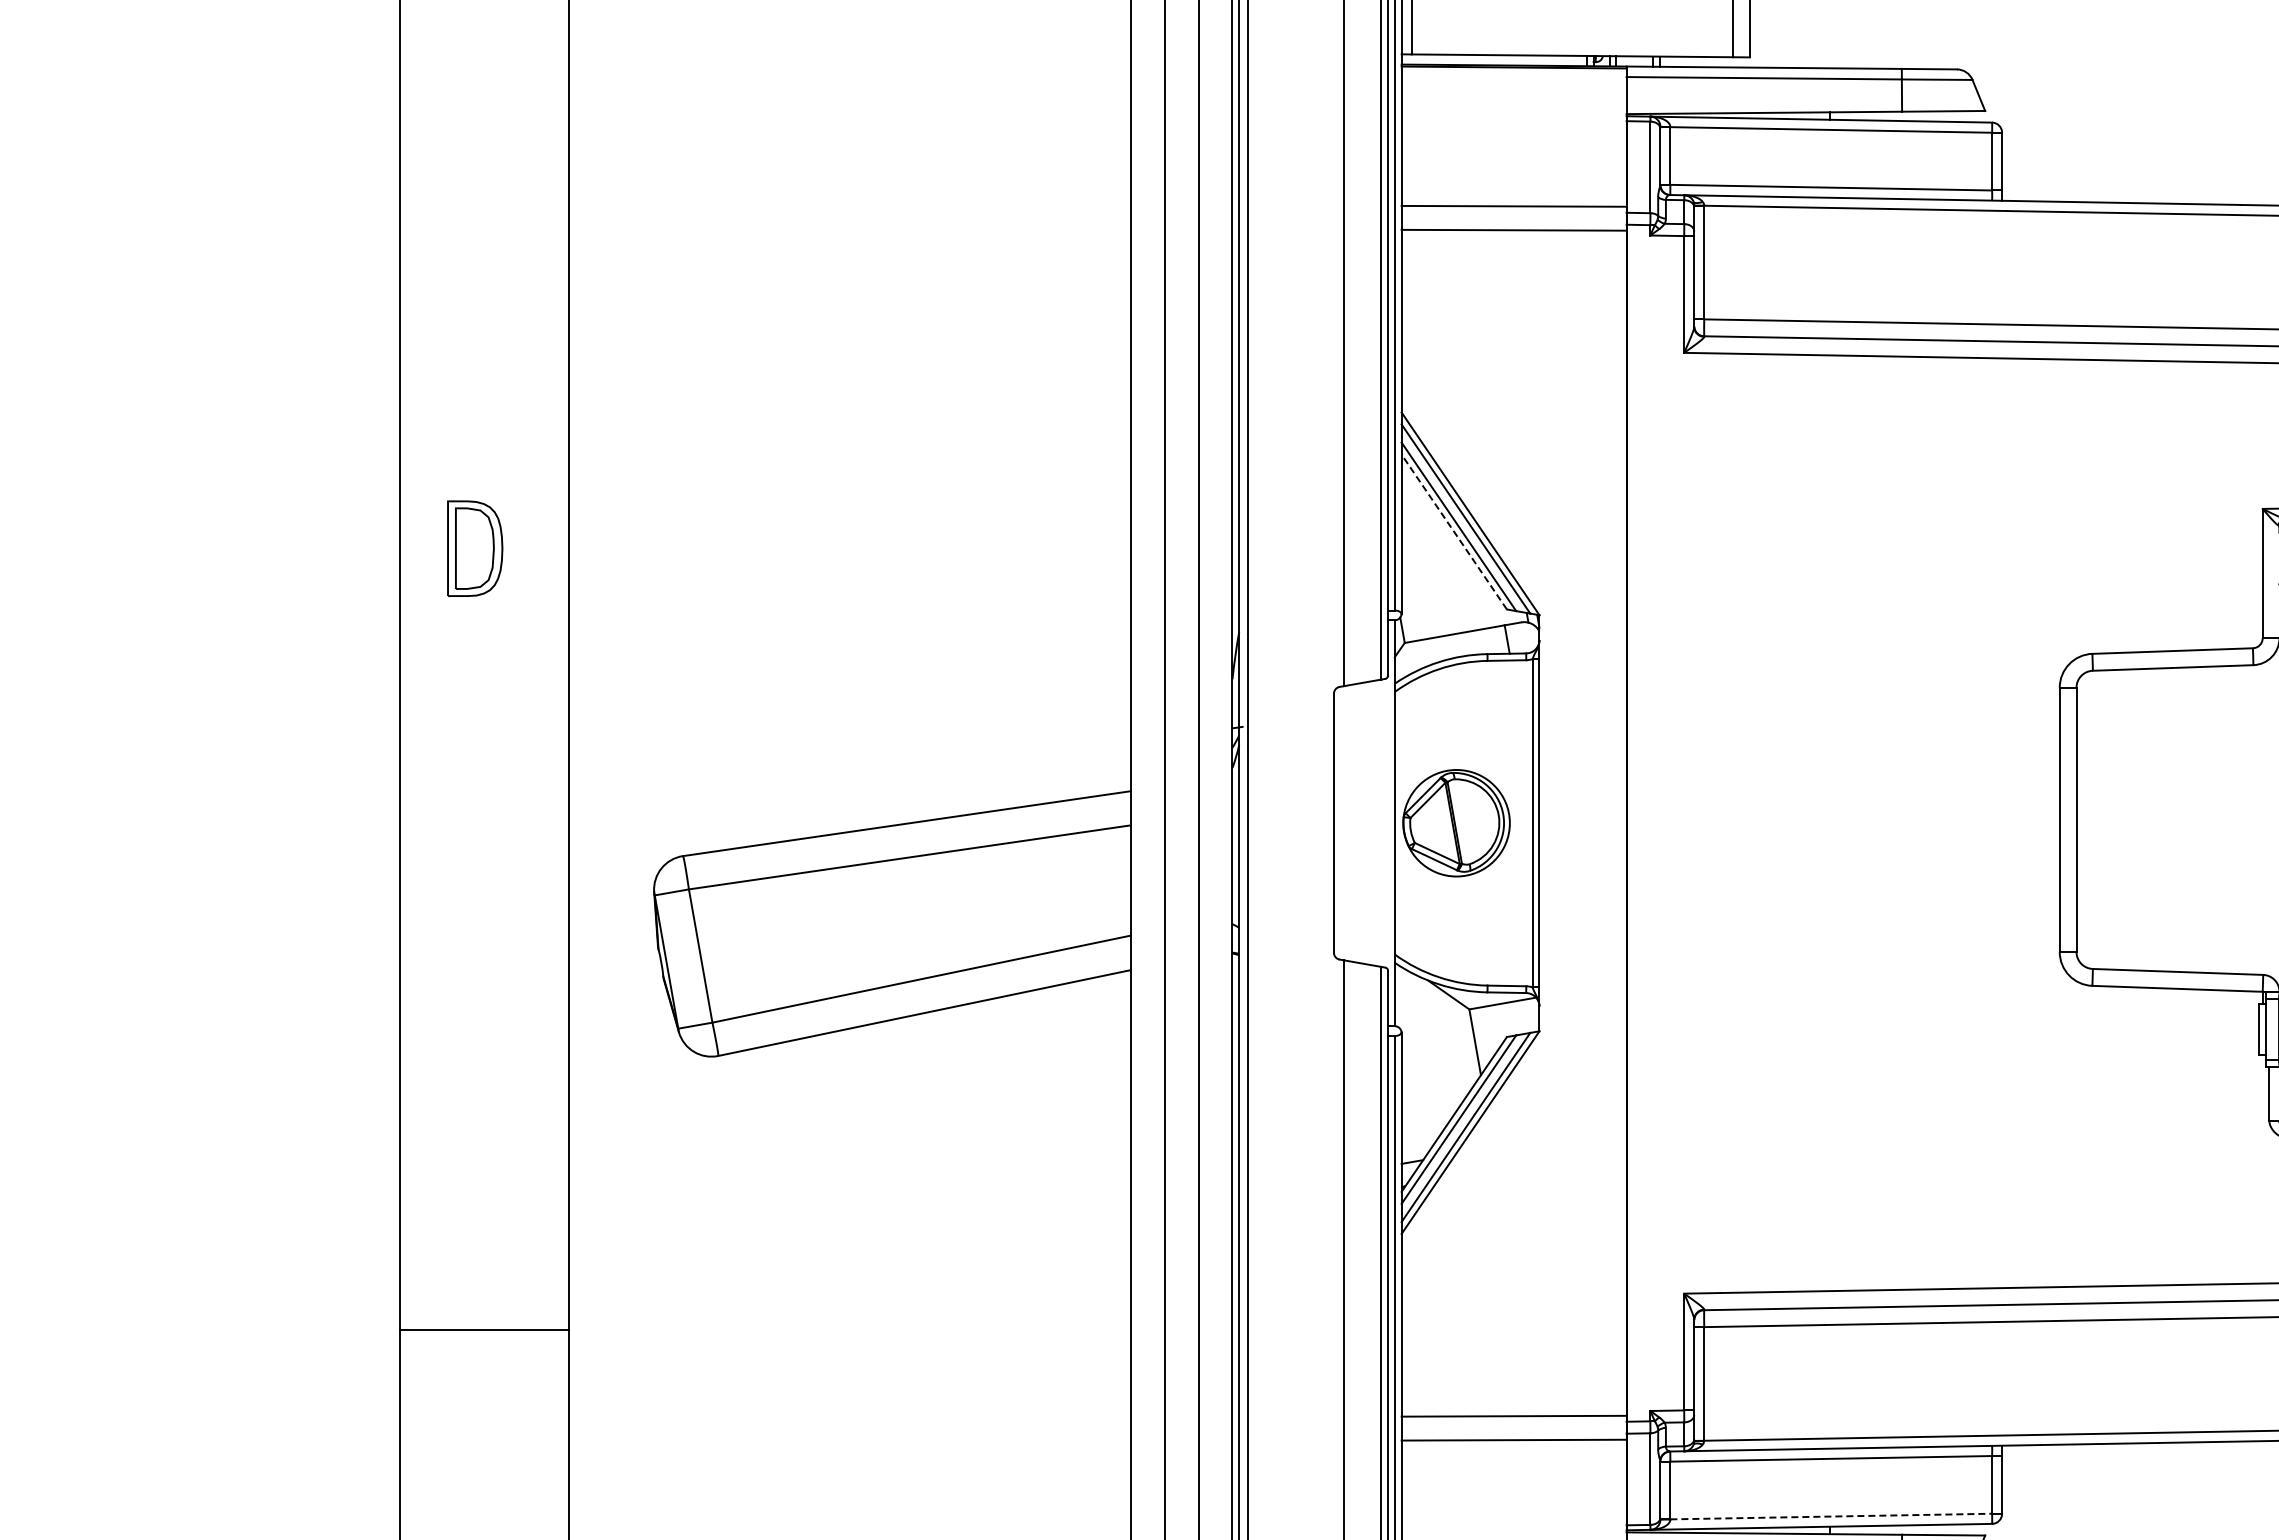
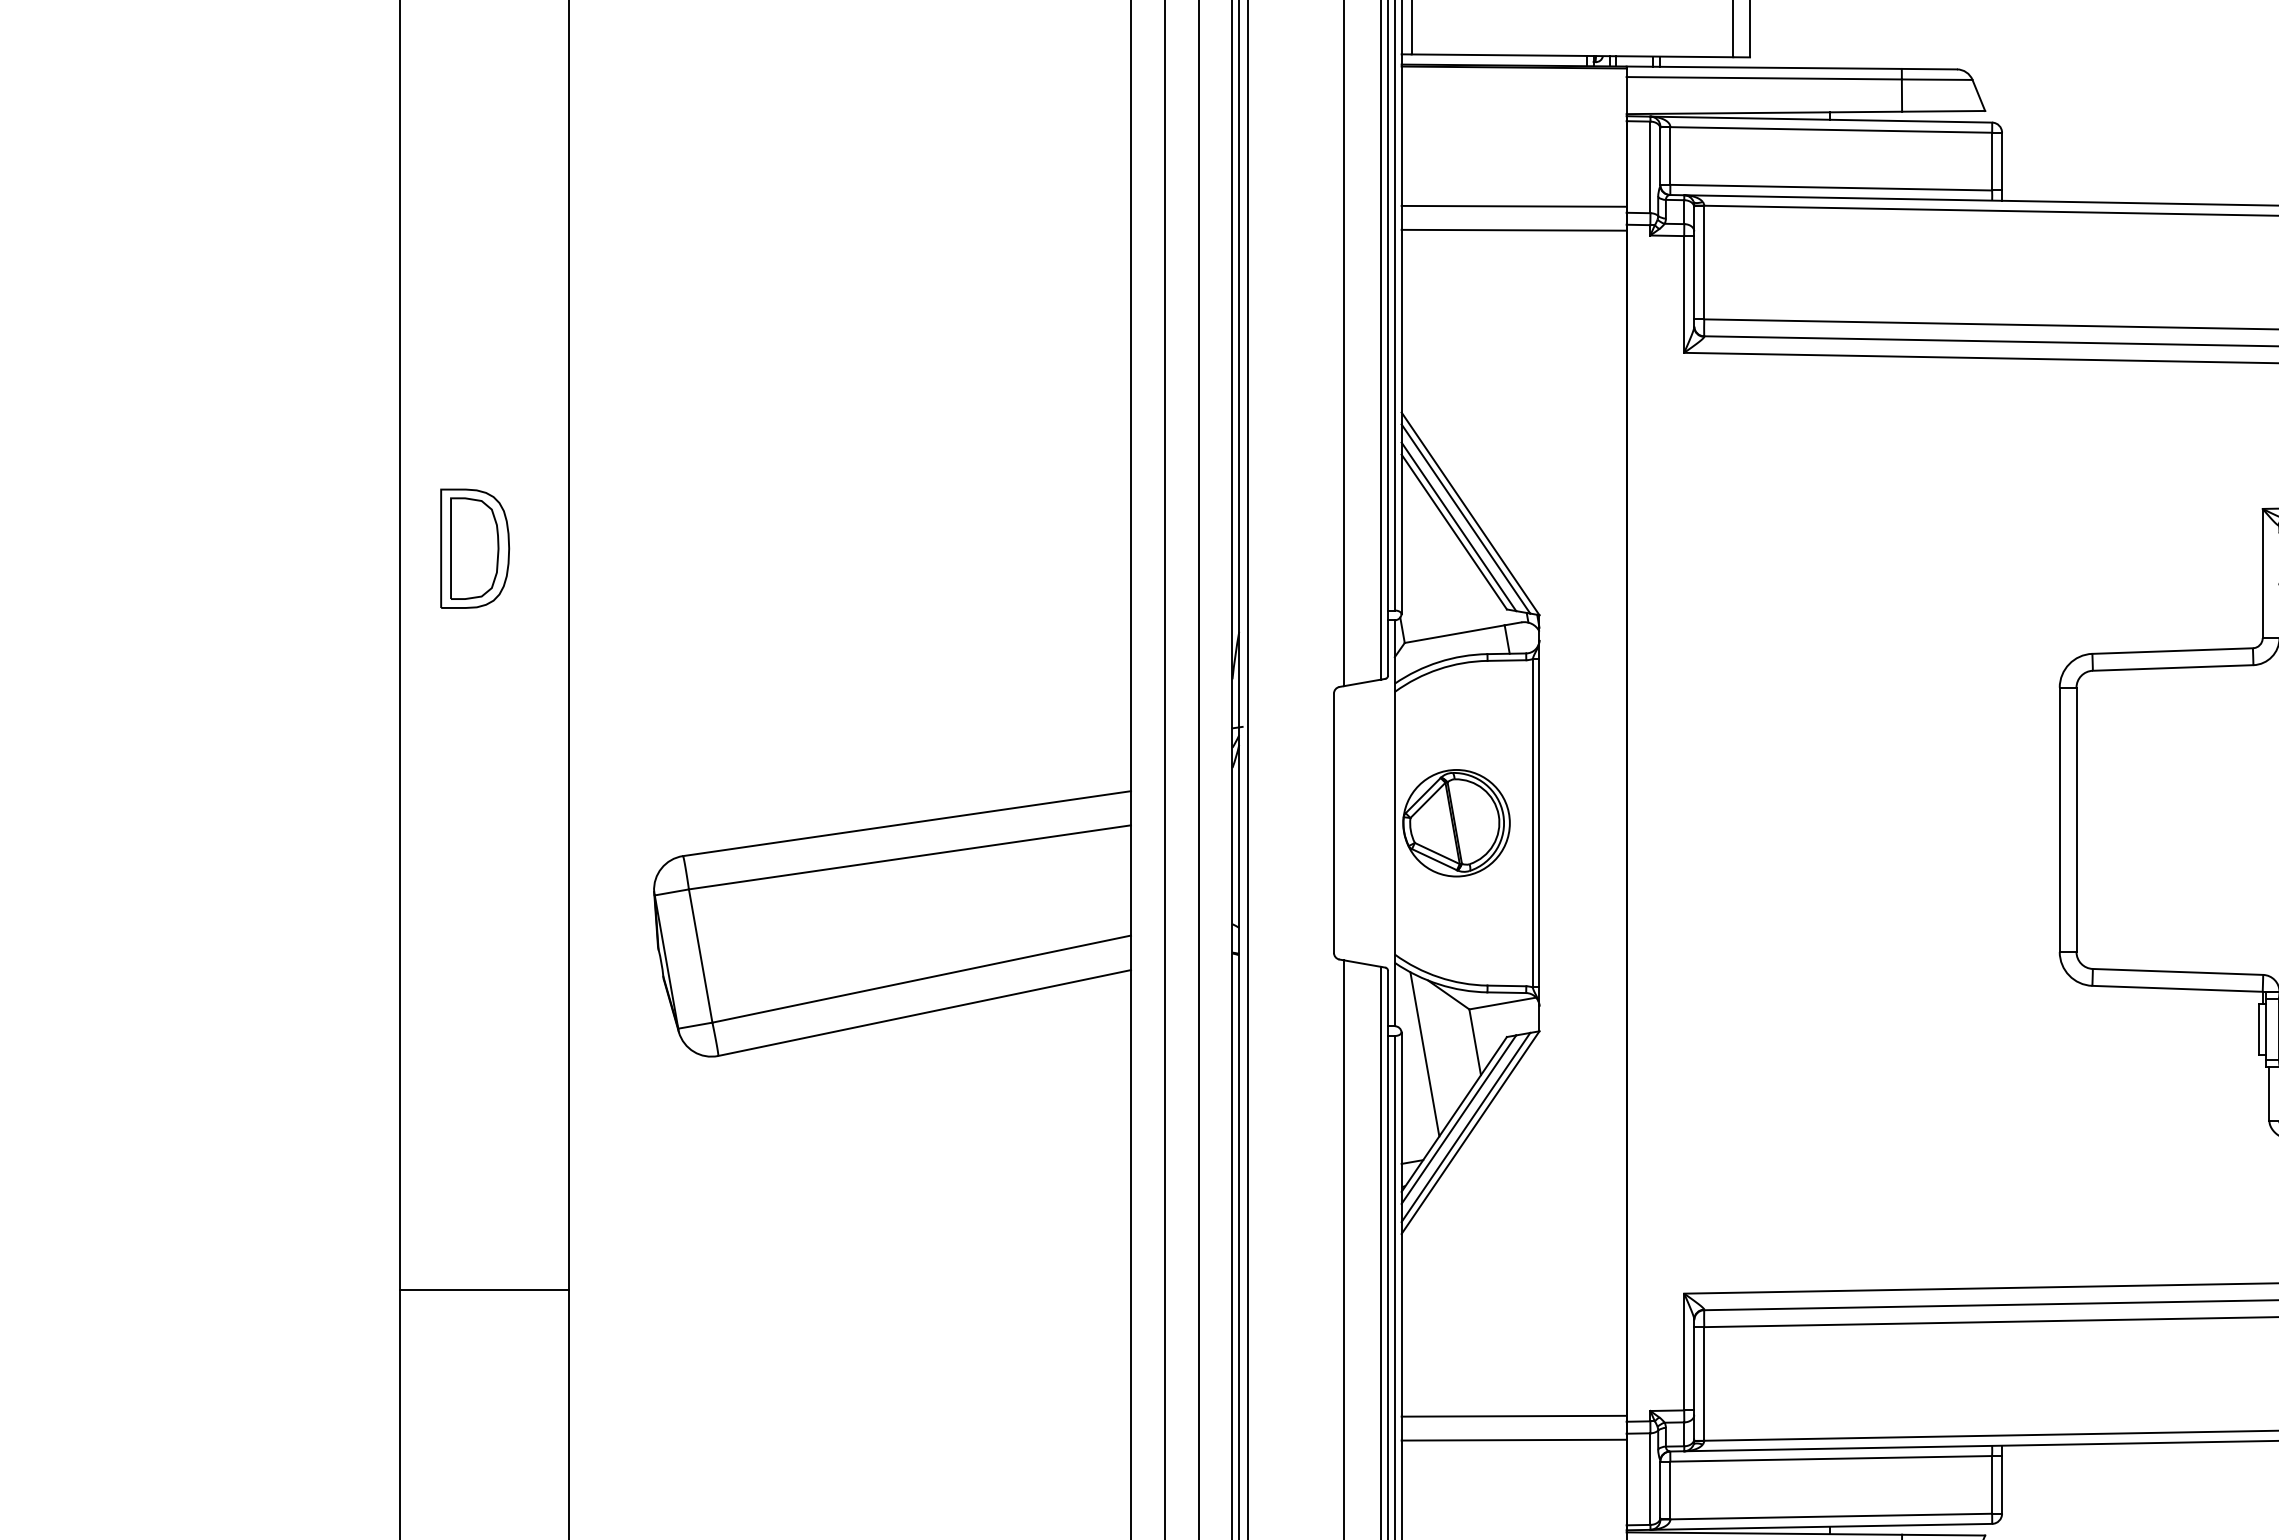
line: dashed -> solid (1454, 532)
part size: 57x97 px -> 71x121 px (475, 548)
line: none -> present (1424, 1054)
line position: (484, 1329) -> (484, 1289) (484, 1289)
line: dashed -> solid (1831, 1516)
